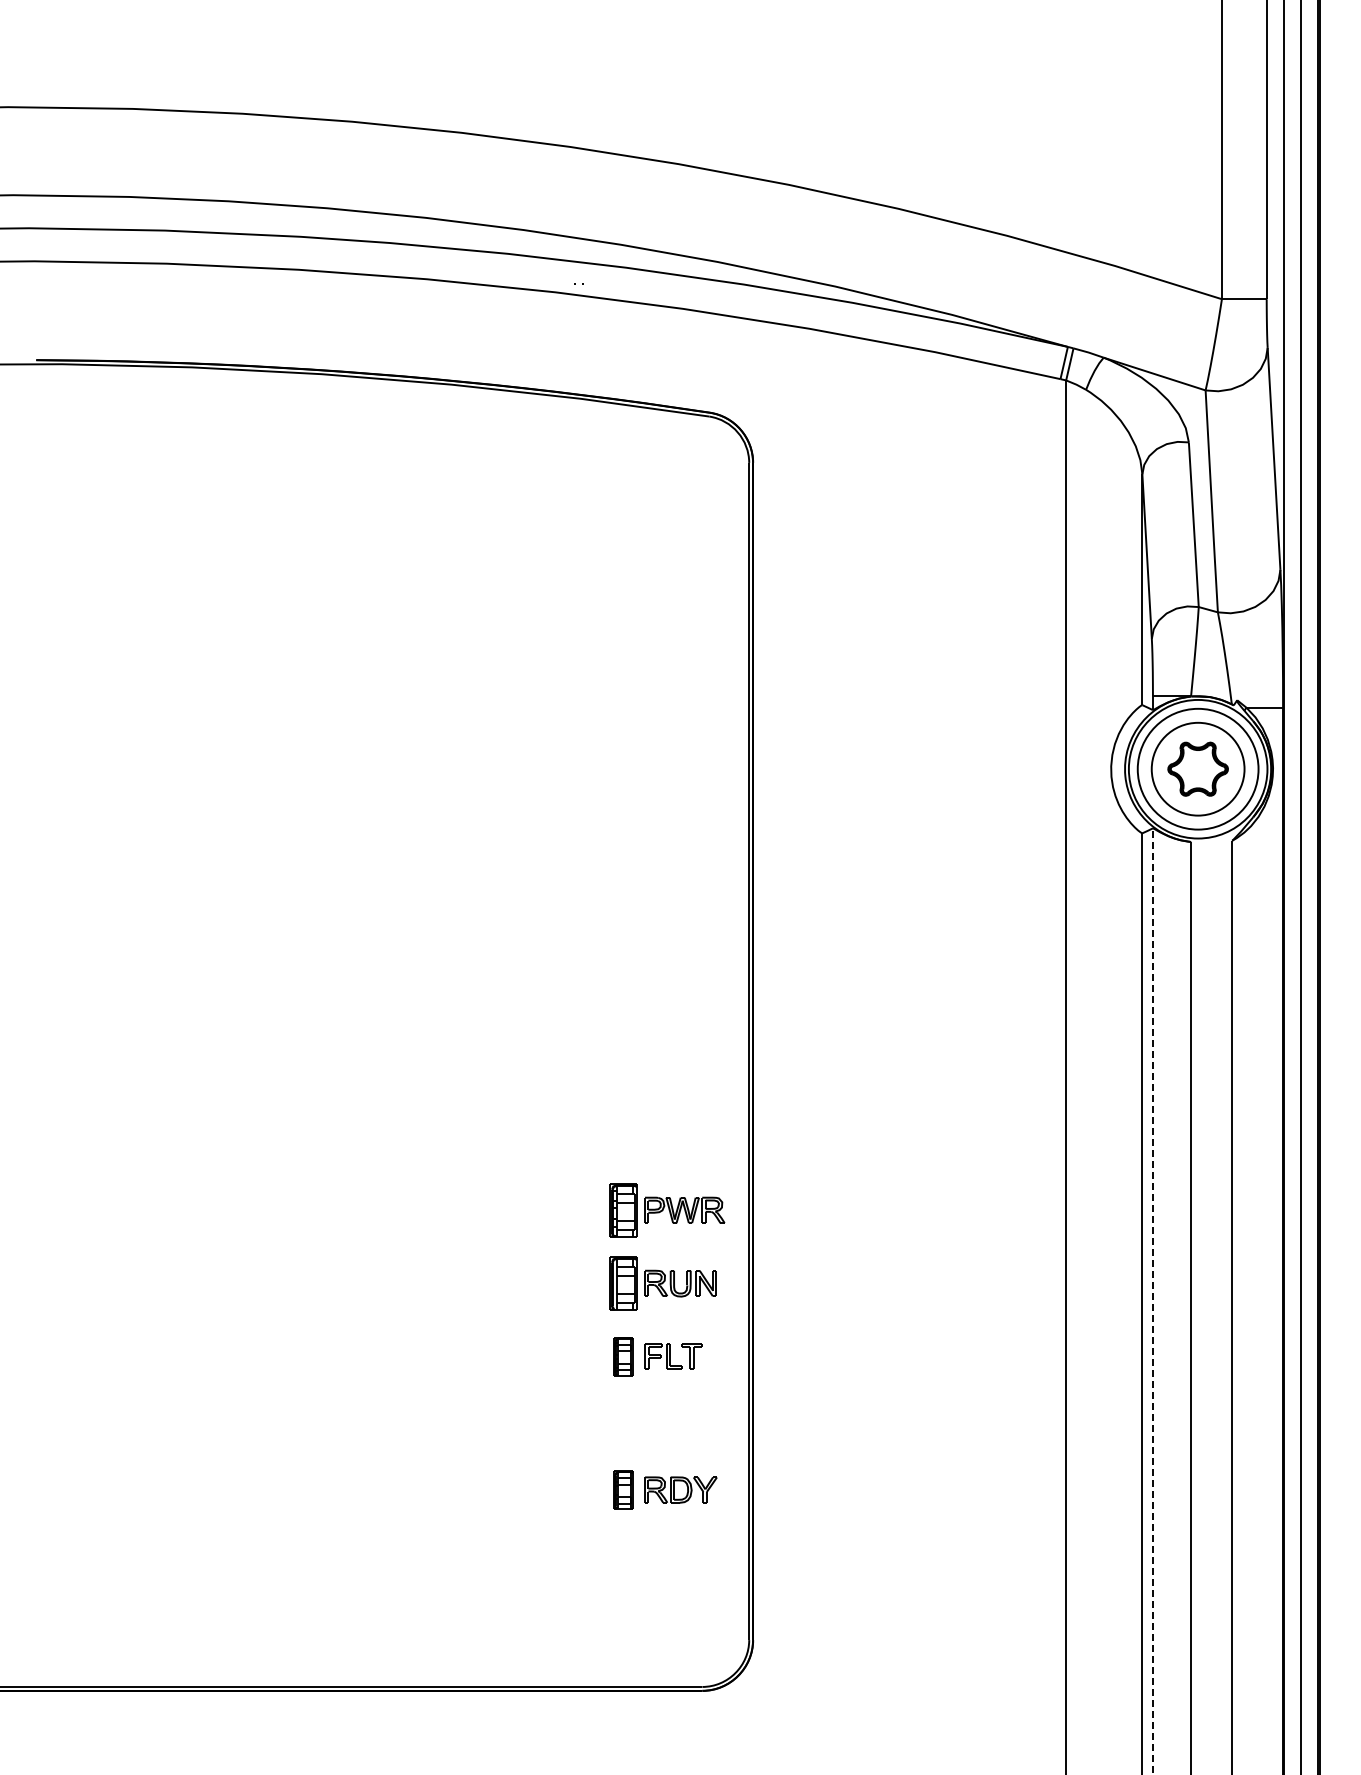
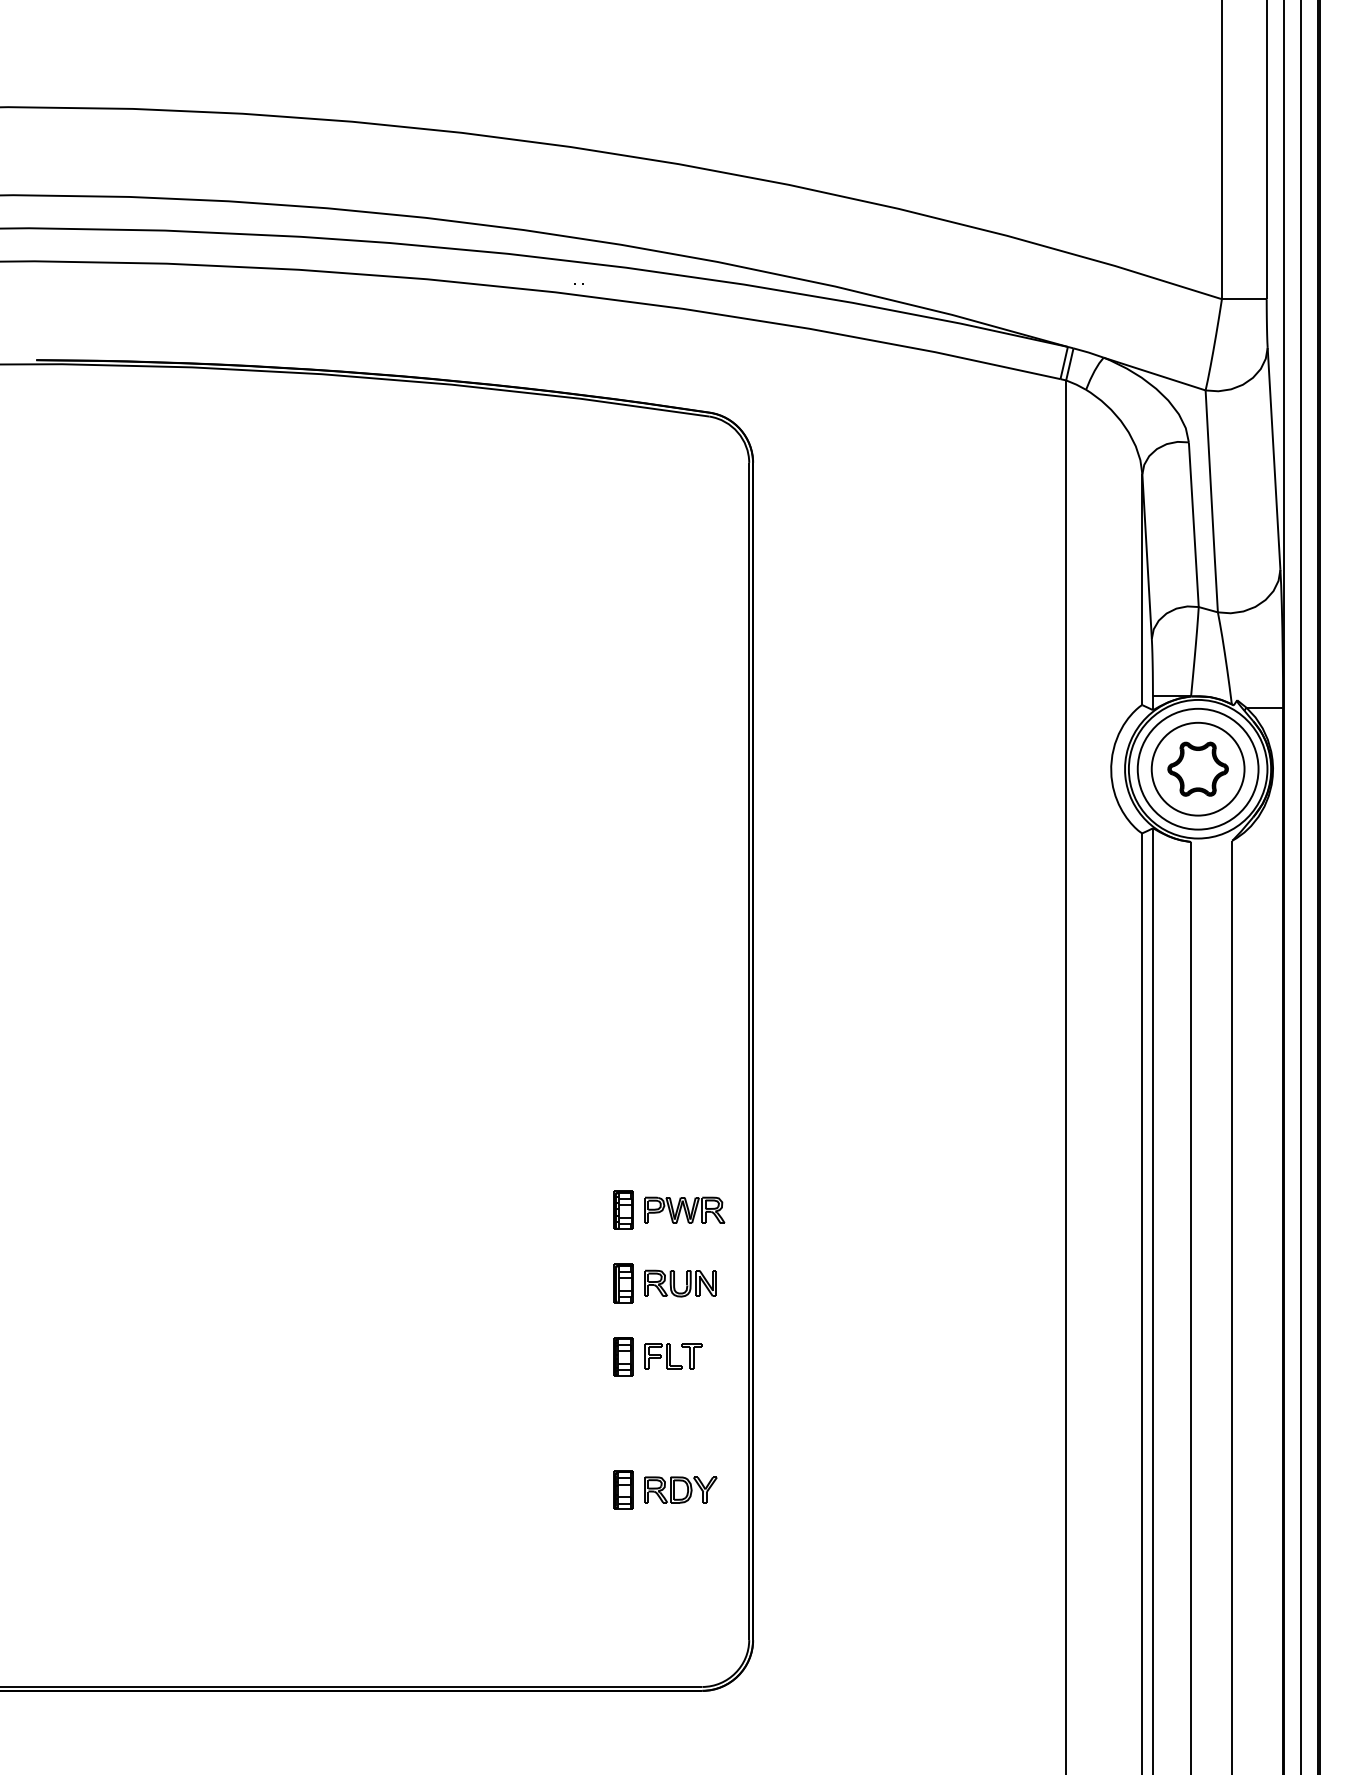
part size: 29x55 px -> 21x40 px (623, 1209)
part size: 29x55 px -> 21x41 px (623, 1283)
line: dashed -> solid (1152, 1301)
